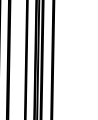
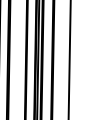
line: none -> present (69, 59)
